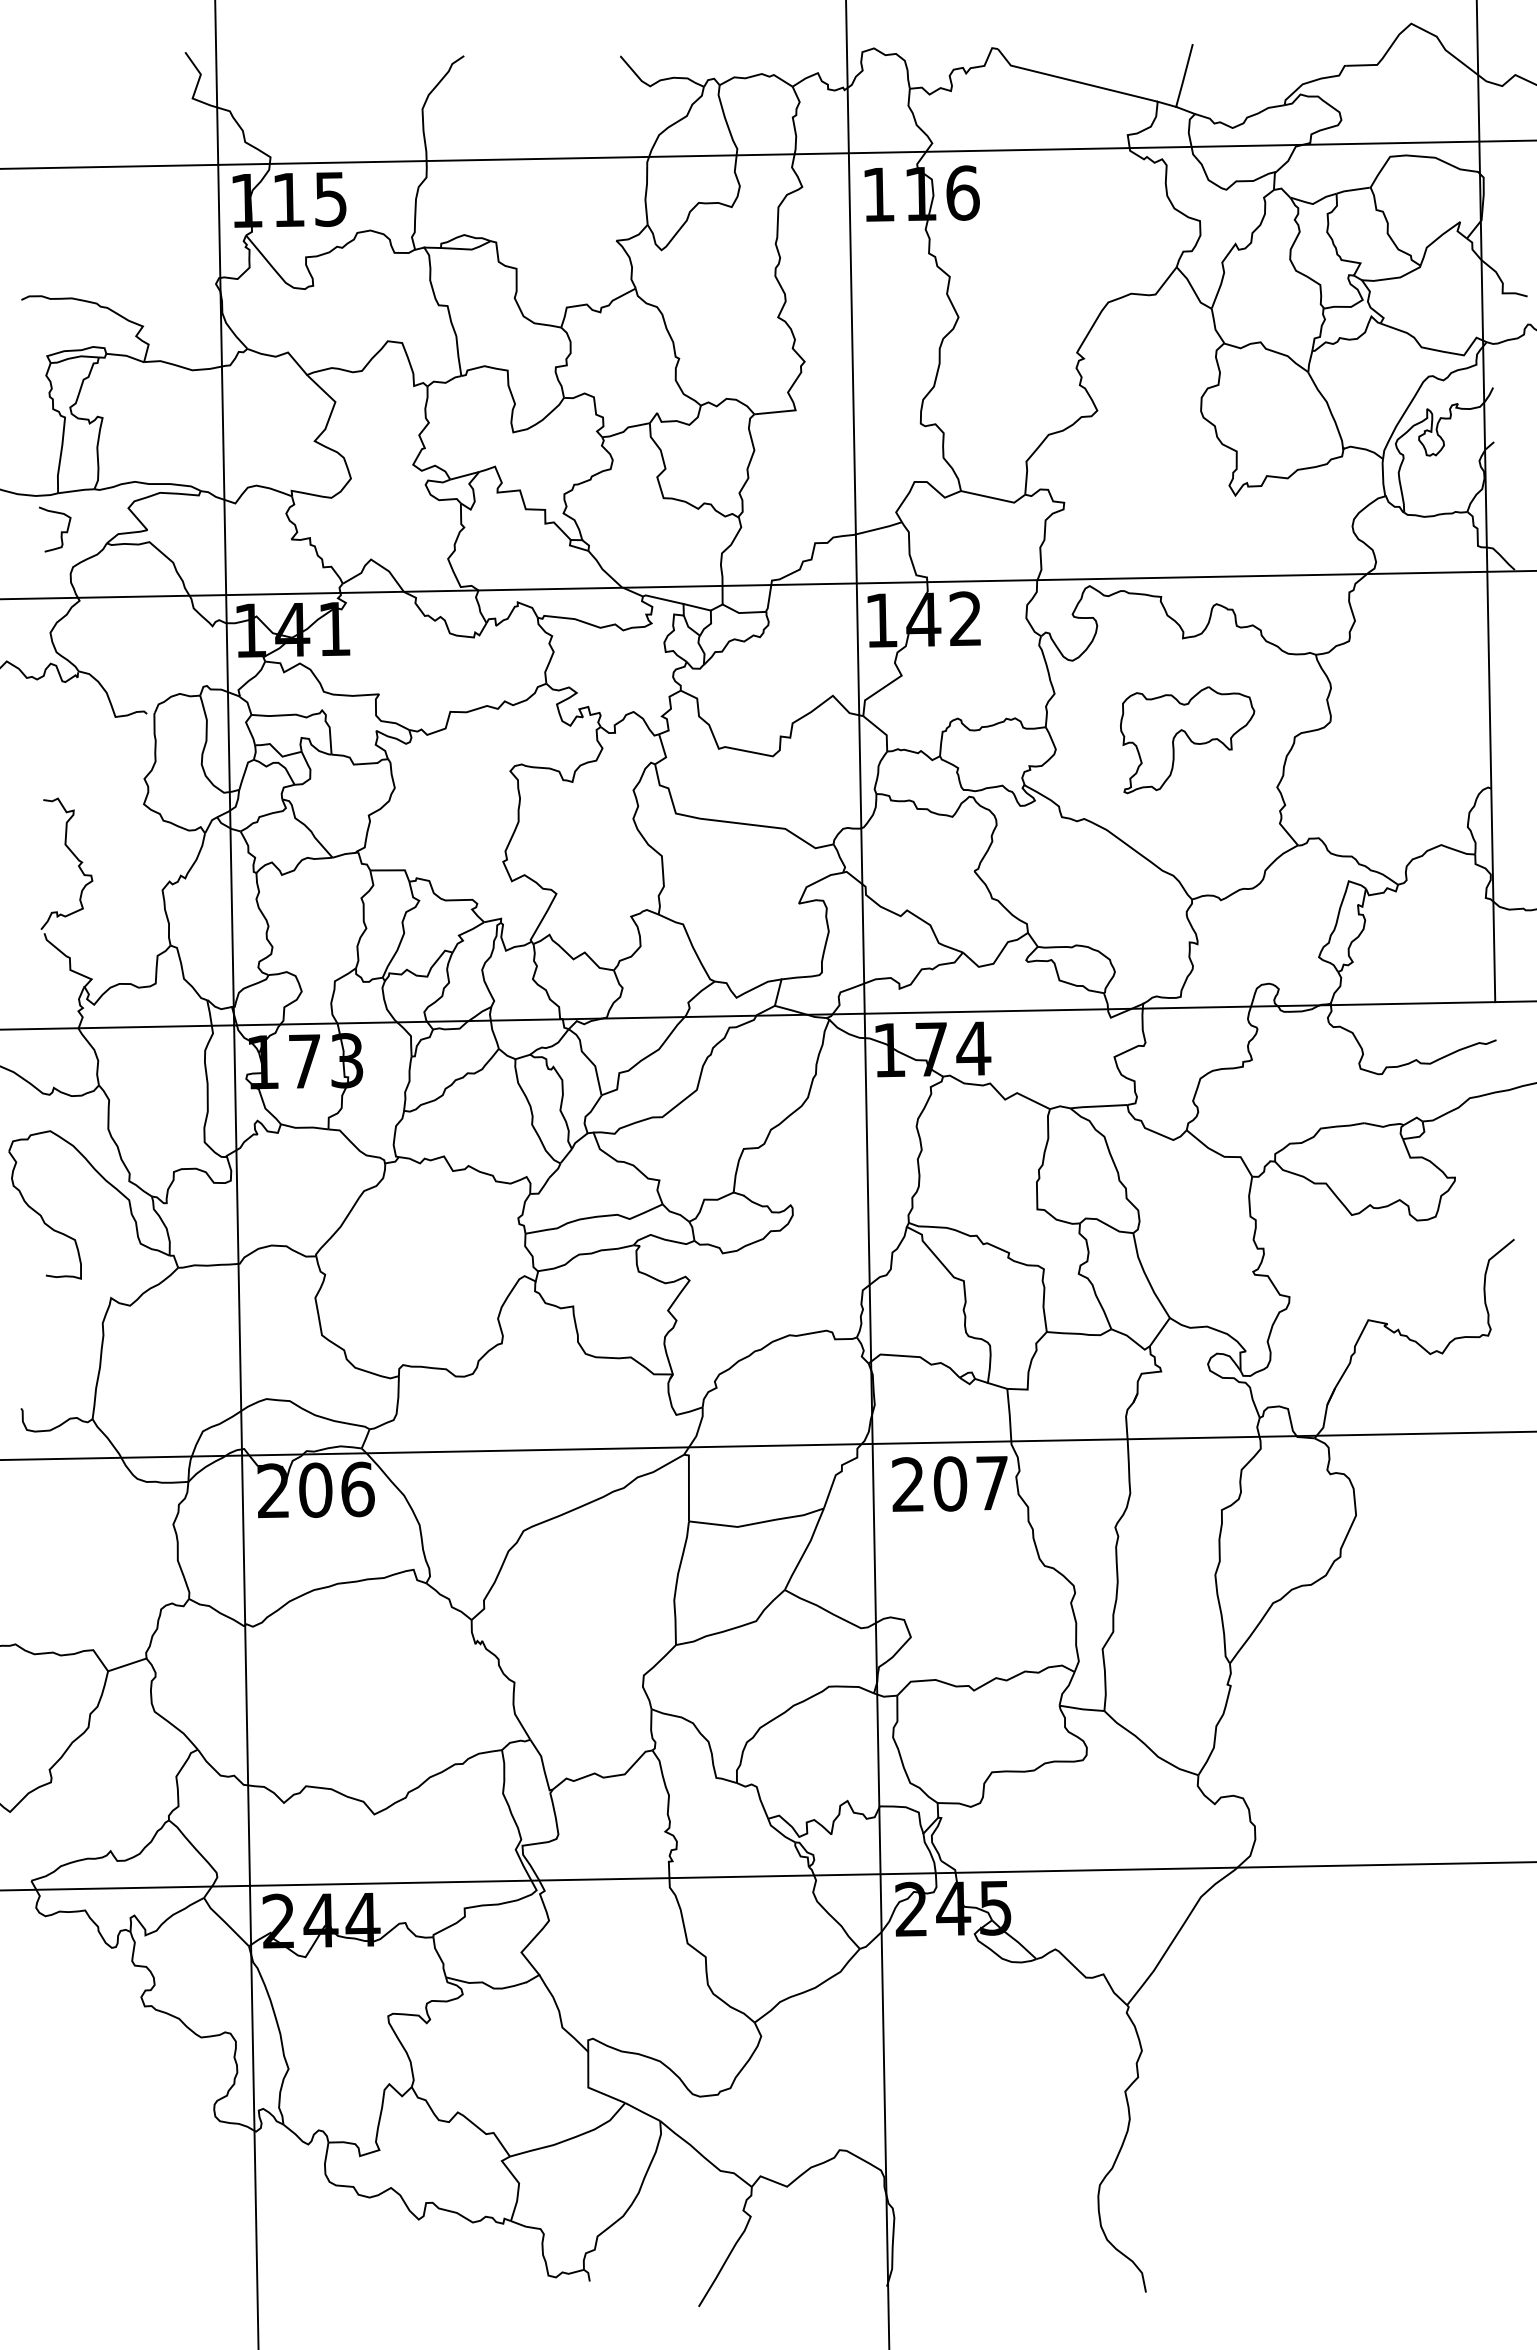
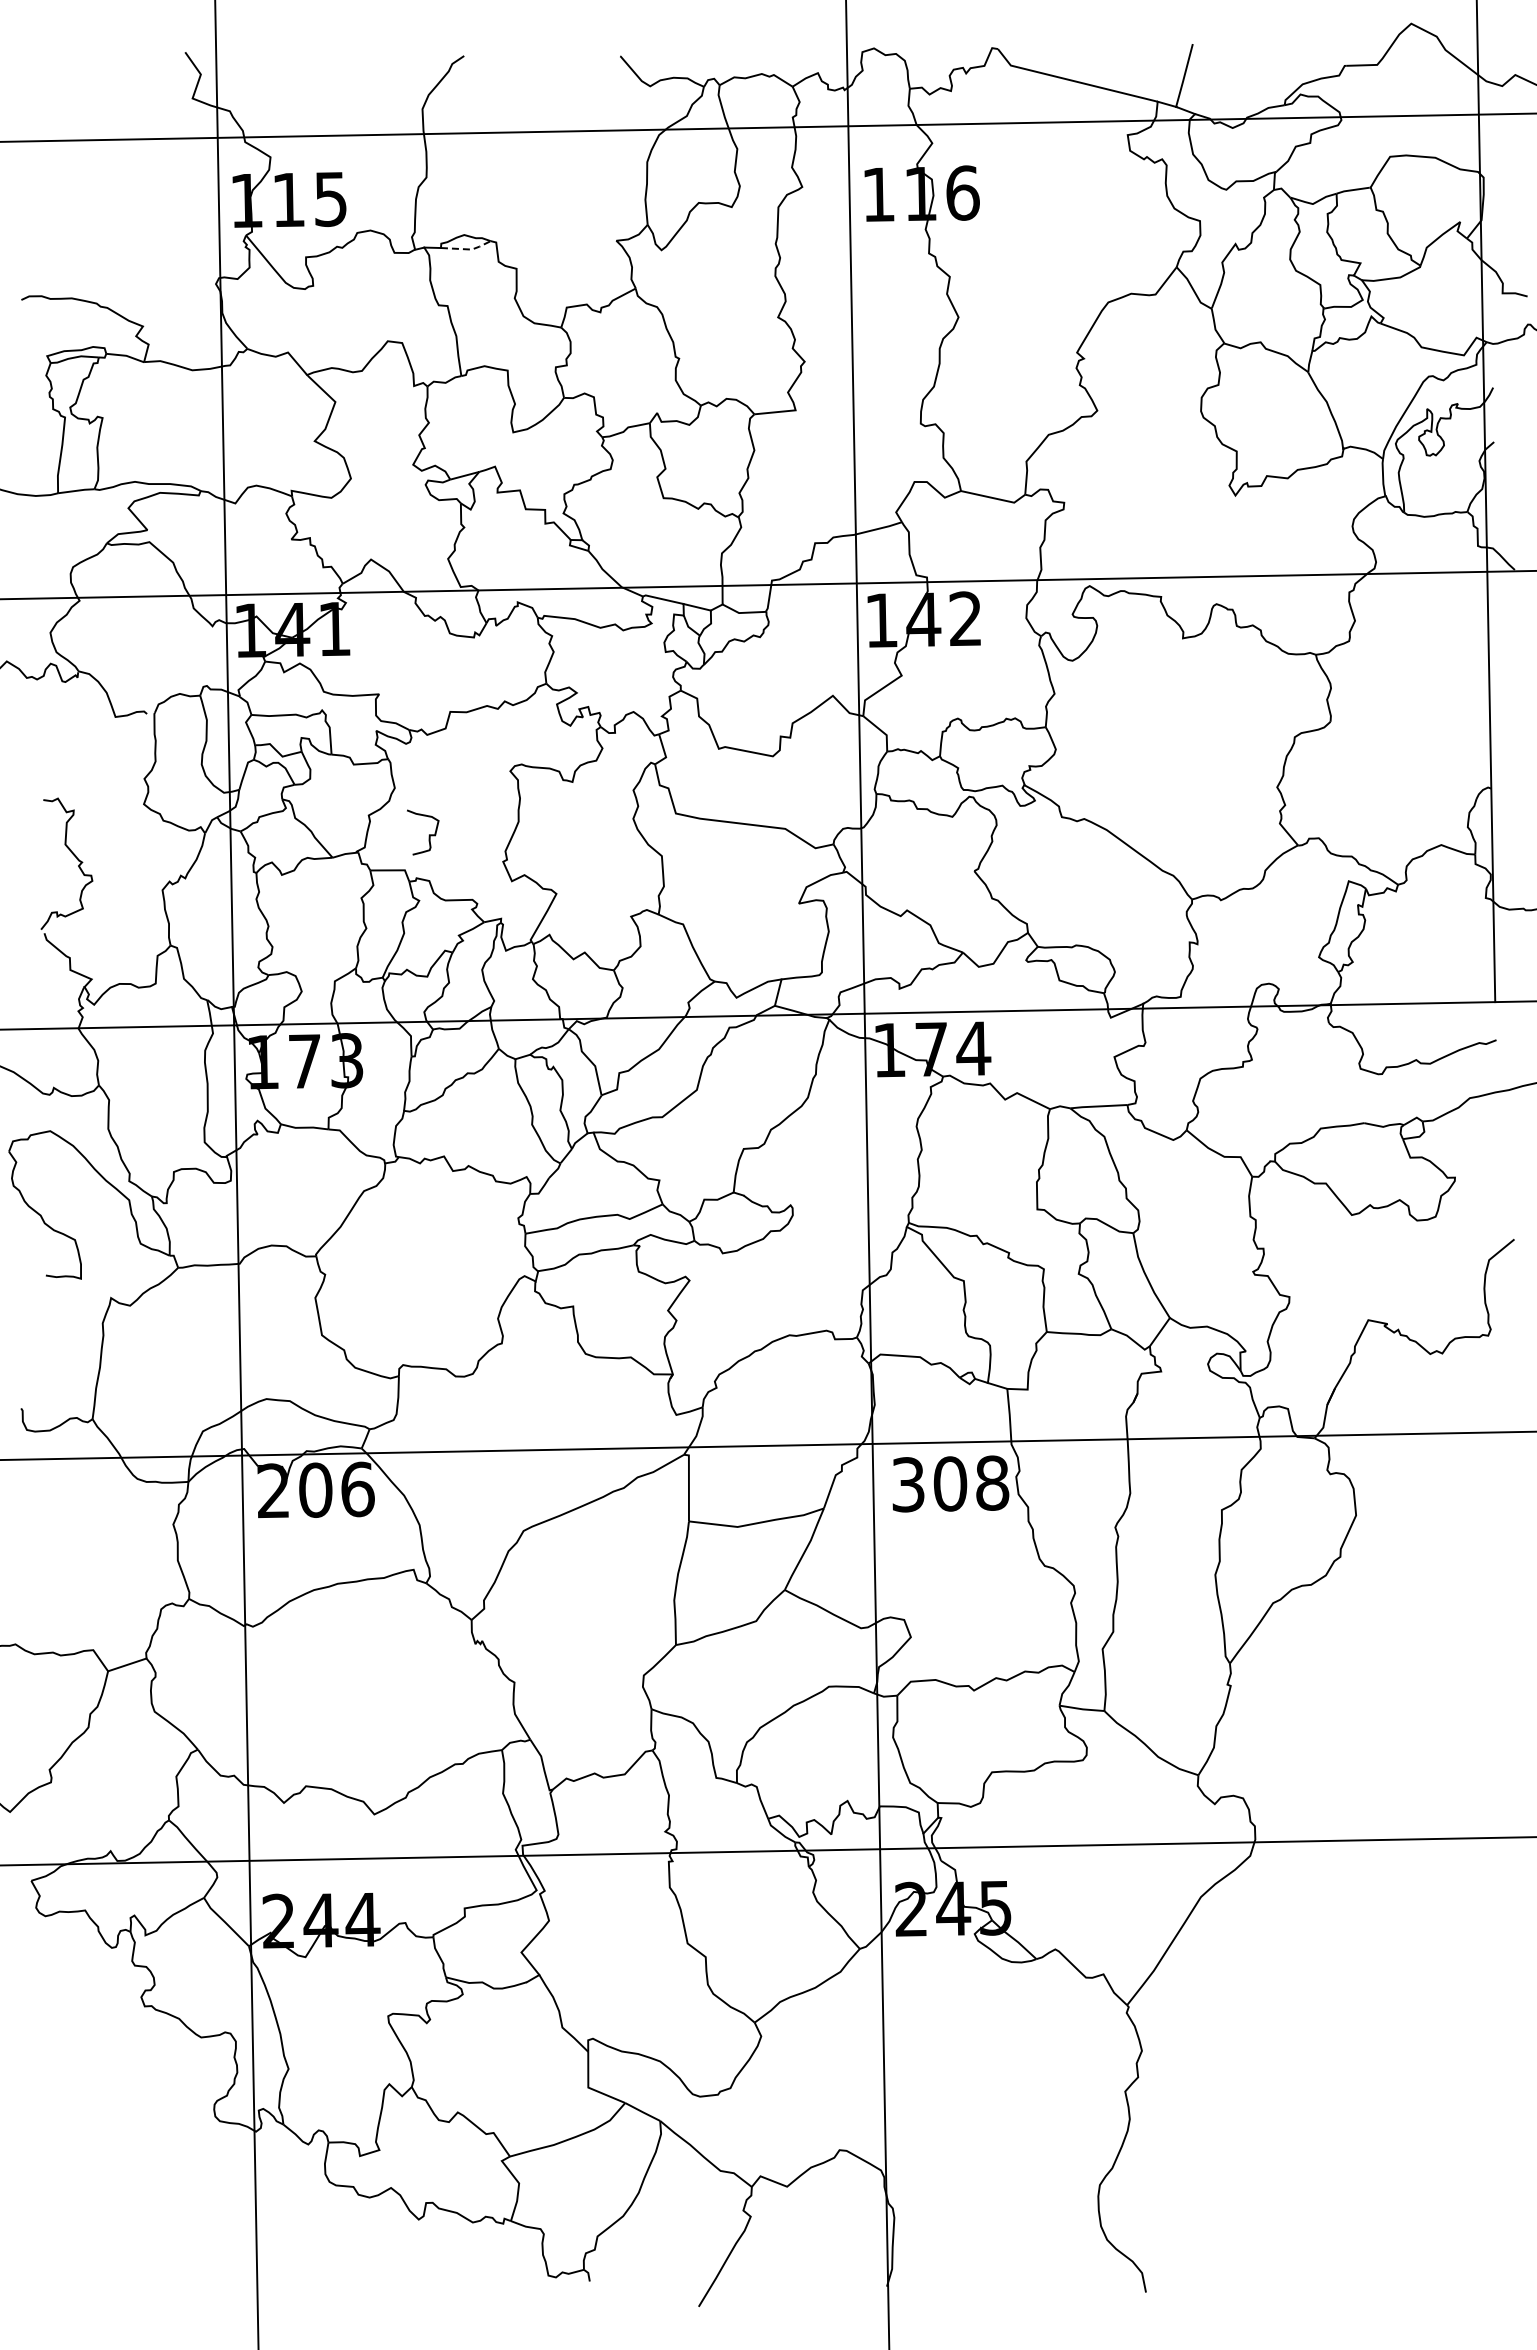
line position: (767, 154) -> (767, 127) (767, 127)
line: solid -> dashed (468, 249)
curve position: (60, 532) -> (428, 835) (428, 835)
part: present -> none (1187, 740)
text: 207 -> 308 (950, 1483)
line position: (767, 1876) -> (767, 1851) (767, 1851)
